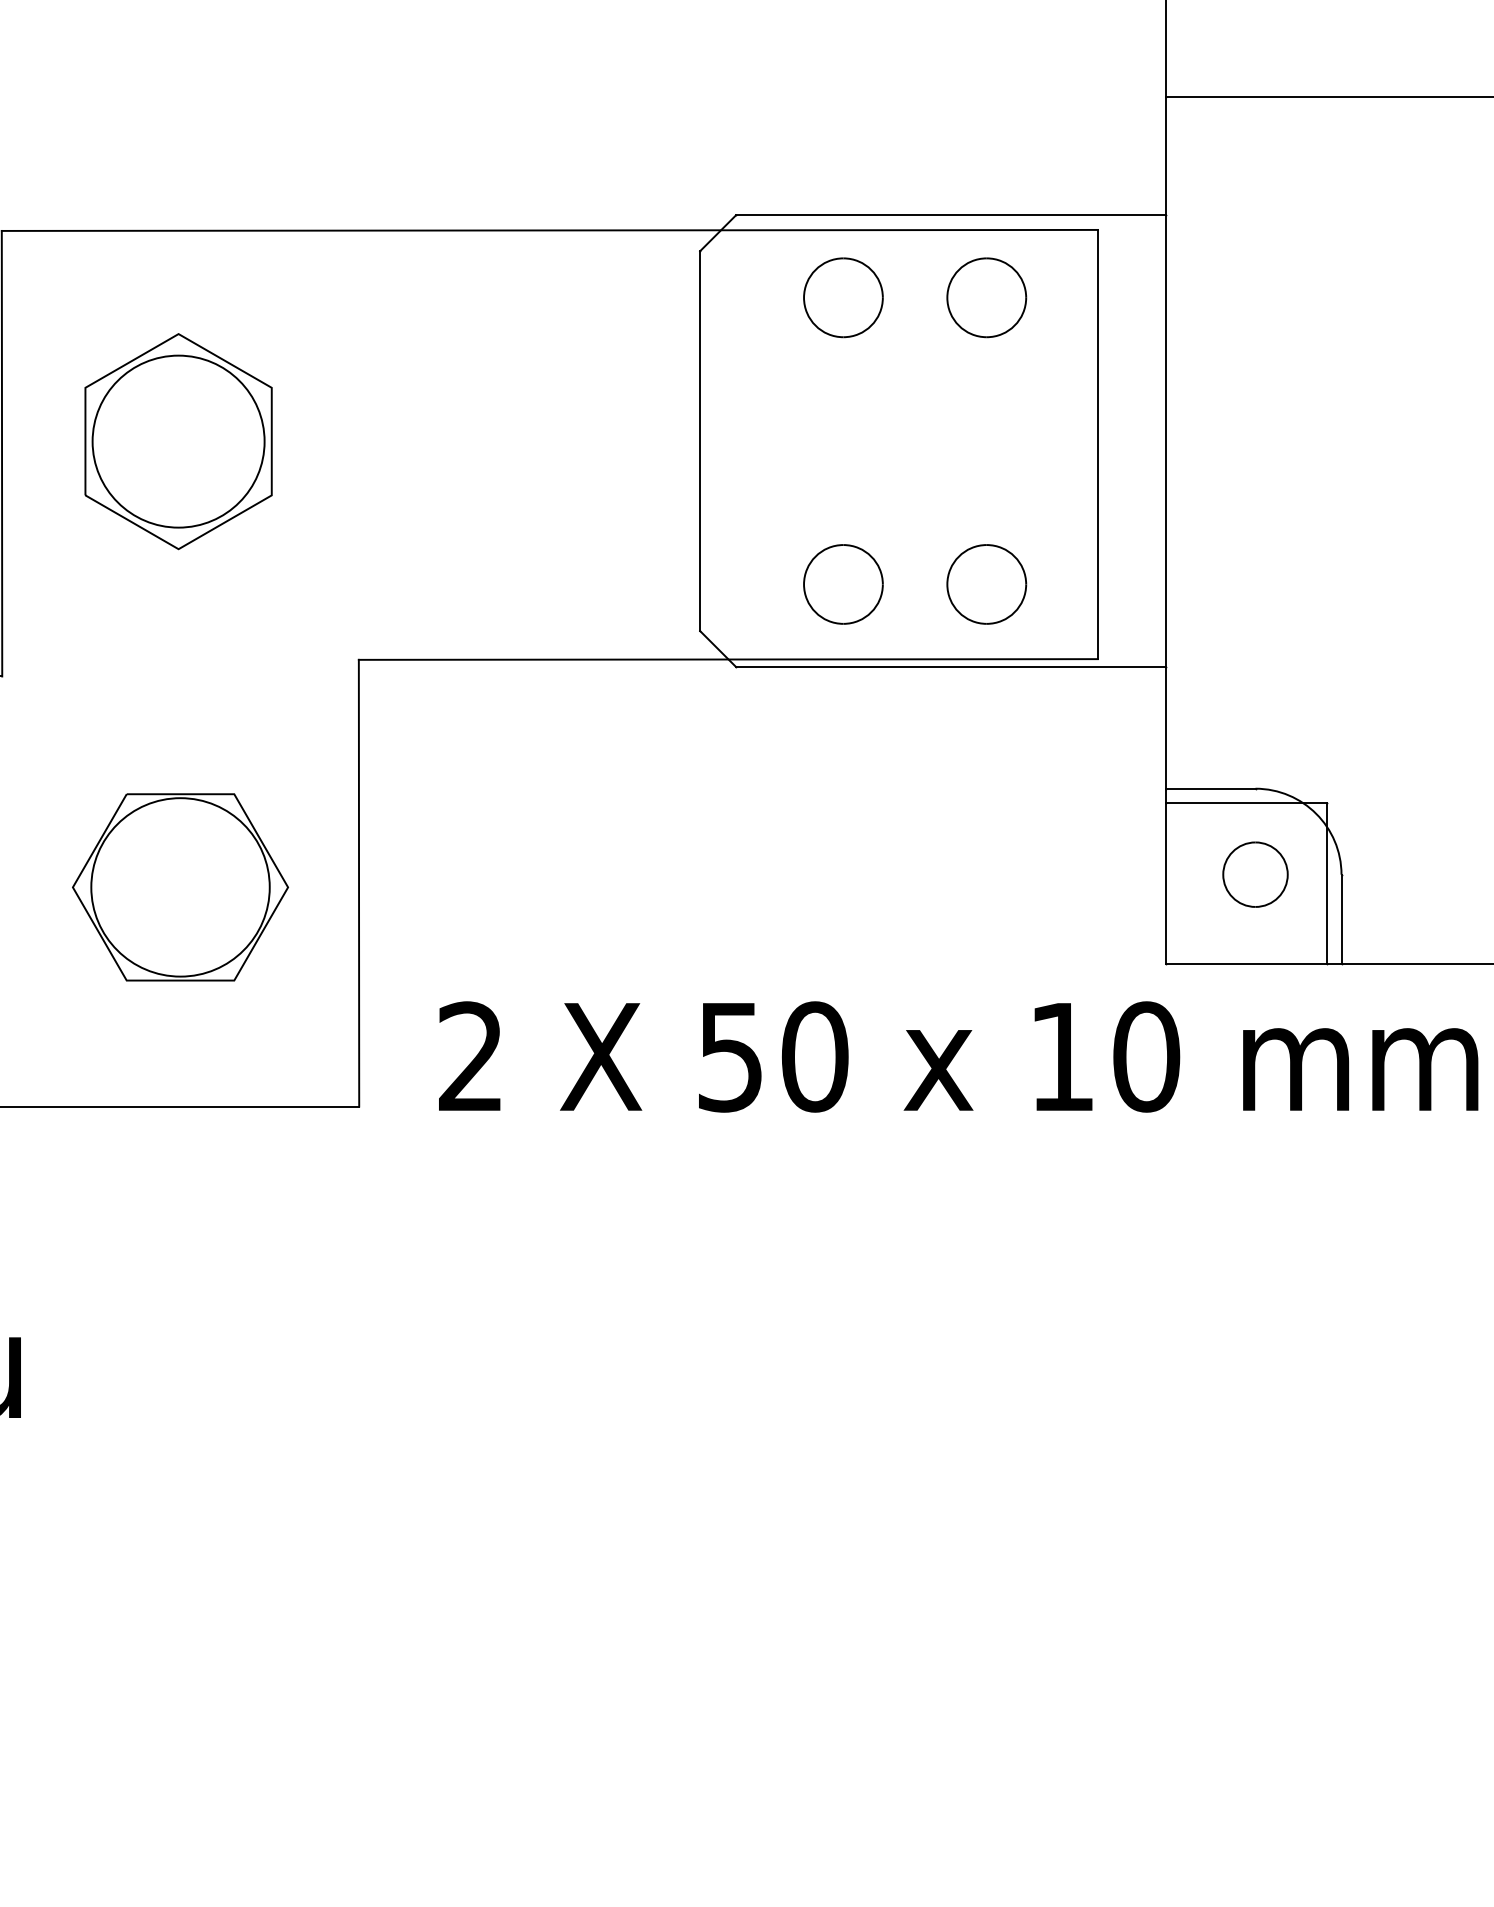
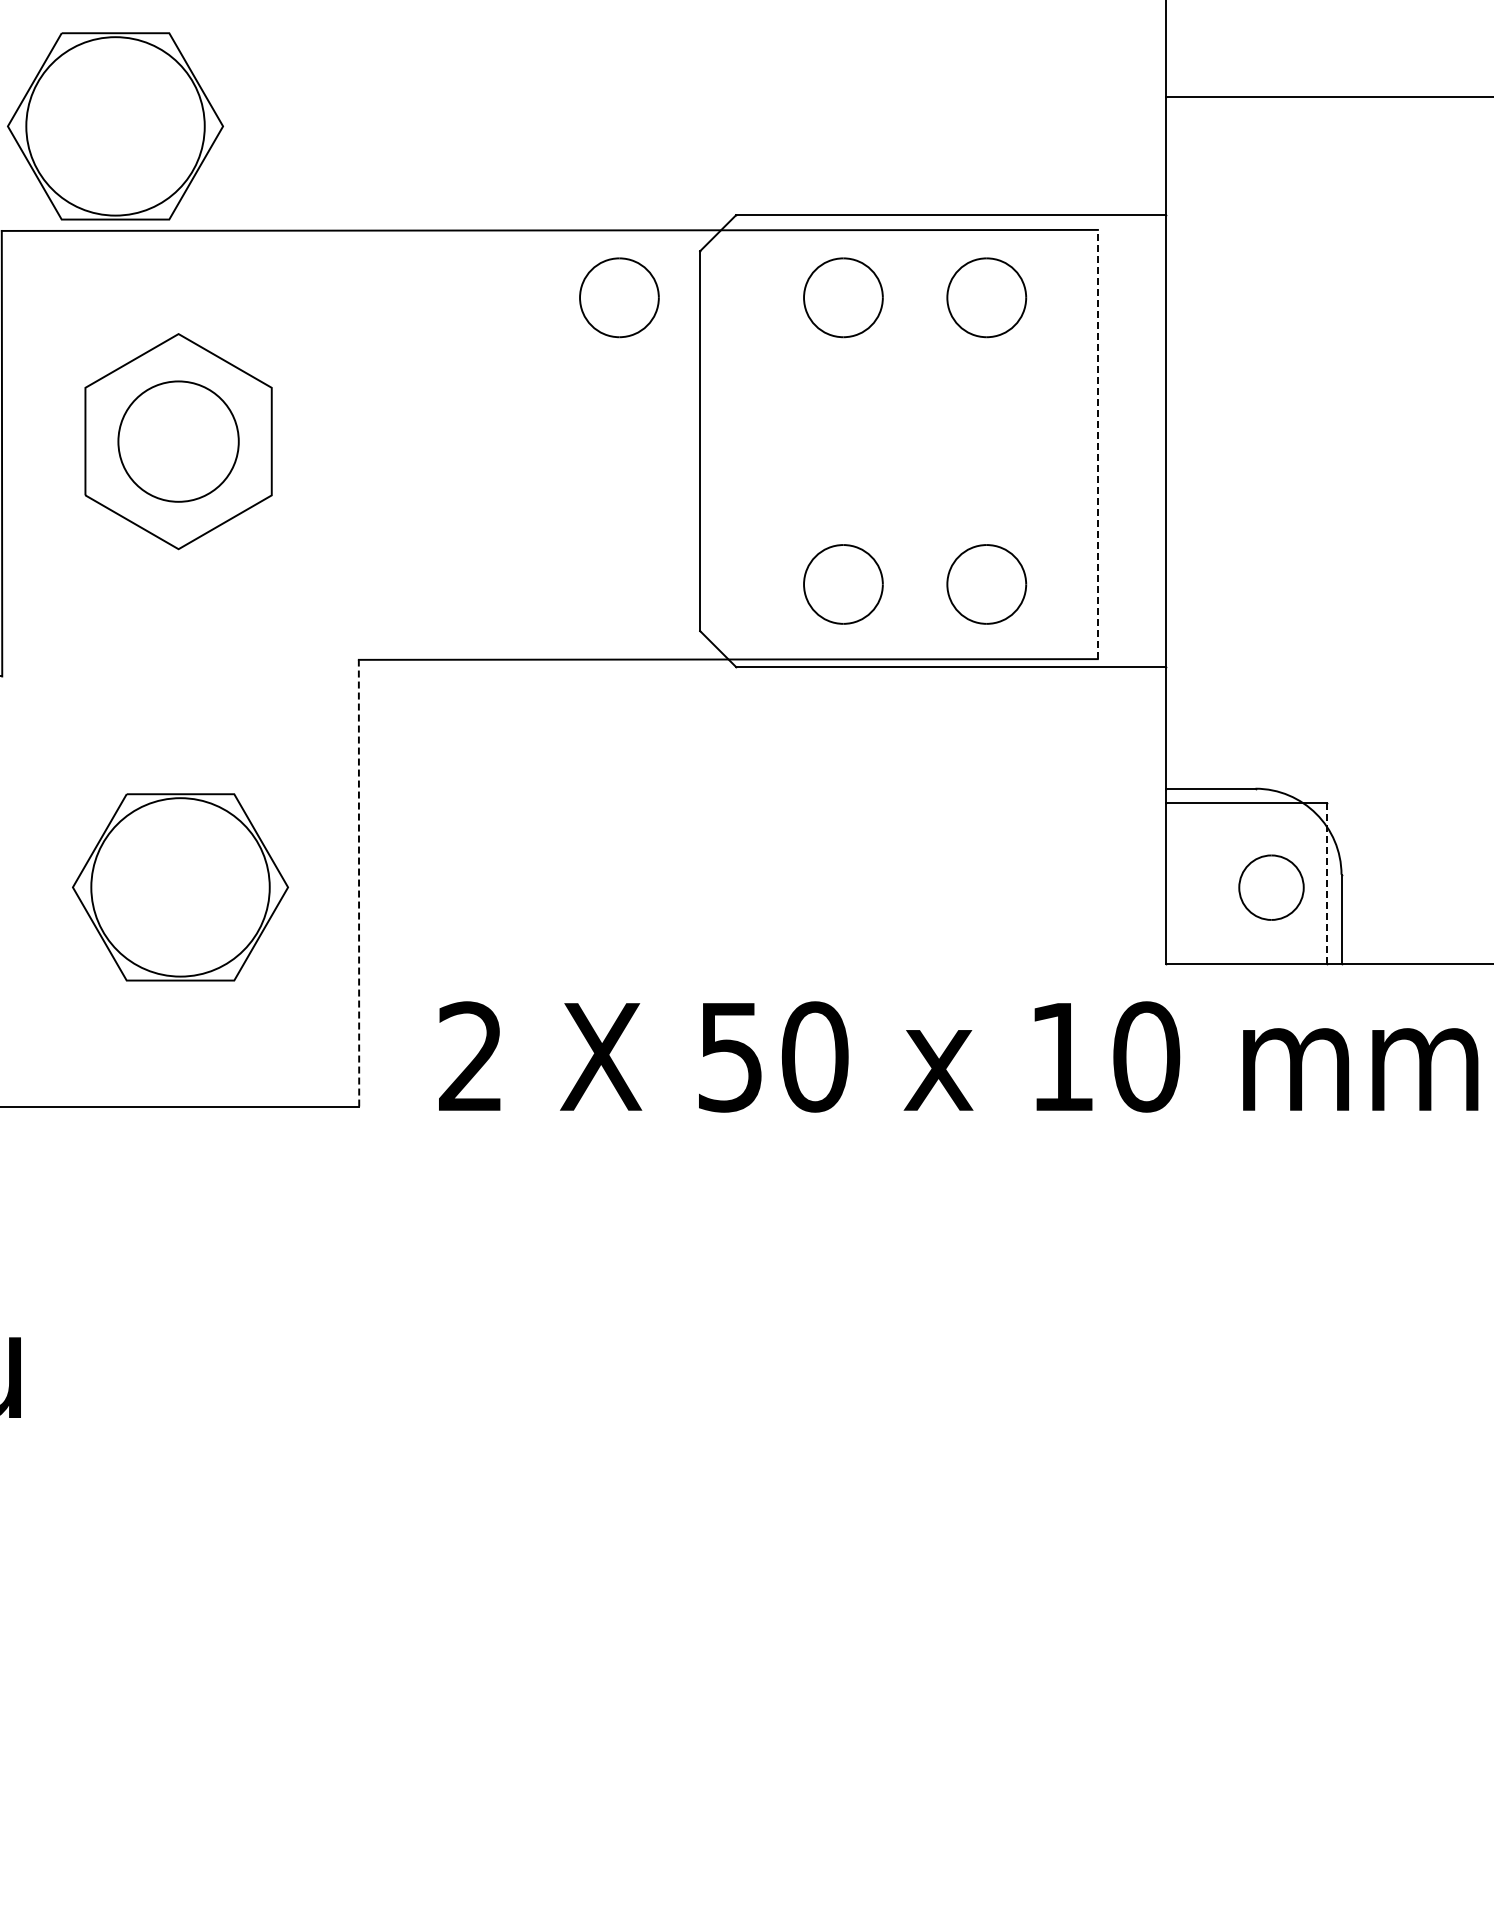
part: none -> present (115, 126)
part: none -> present (619, 297)
circle diameter: 172 px -> 120 px (178, 441)
line: solid -> dashed (1097, 444)
part position: (1255, 874) -> (1271, 887) (1271, 887)
line: solid -> dashed (359, 882)
line: solid -> dashed (1327, 883)
